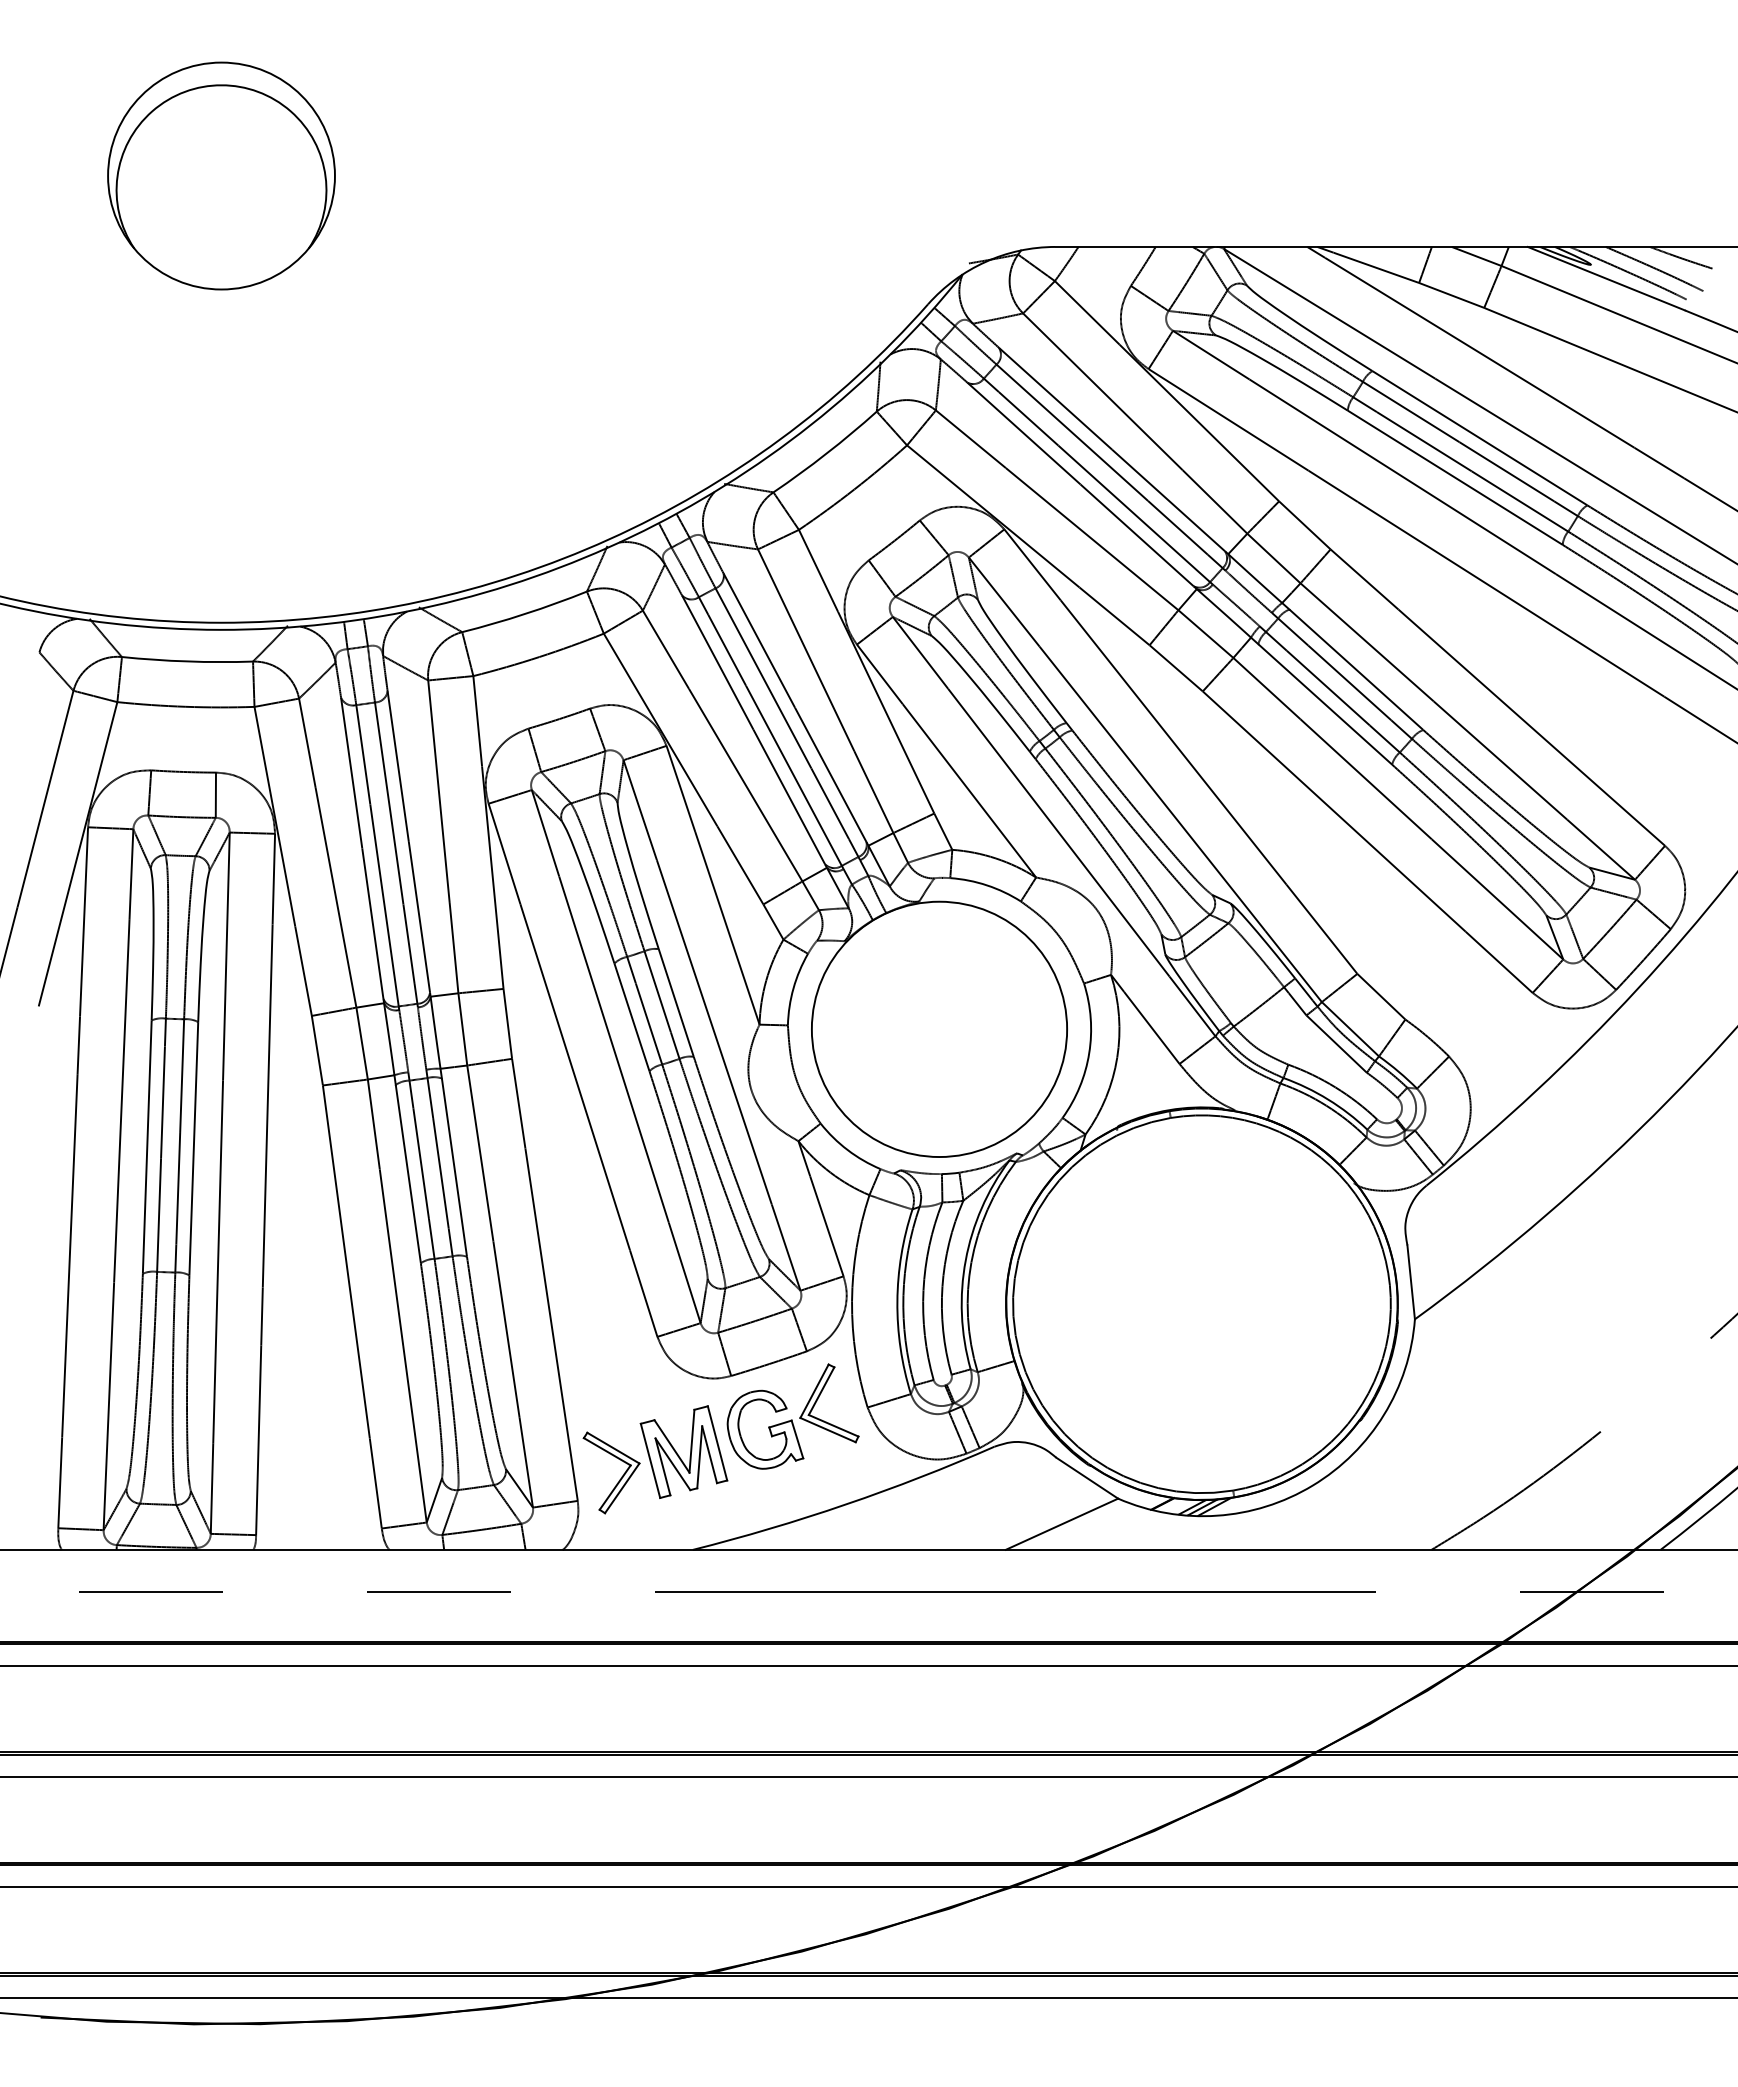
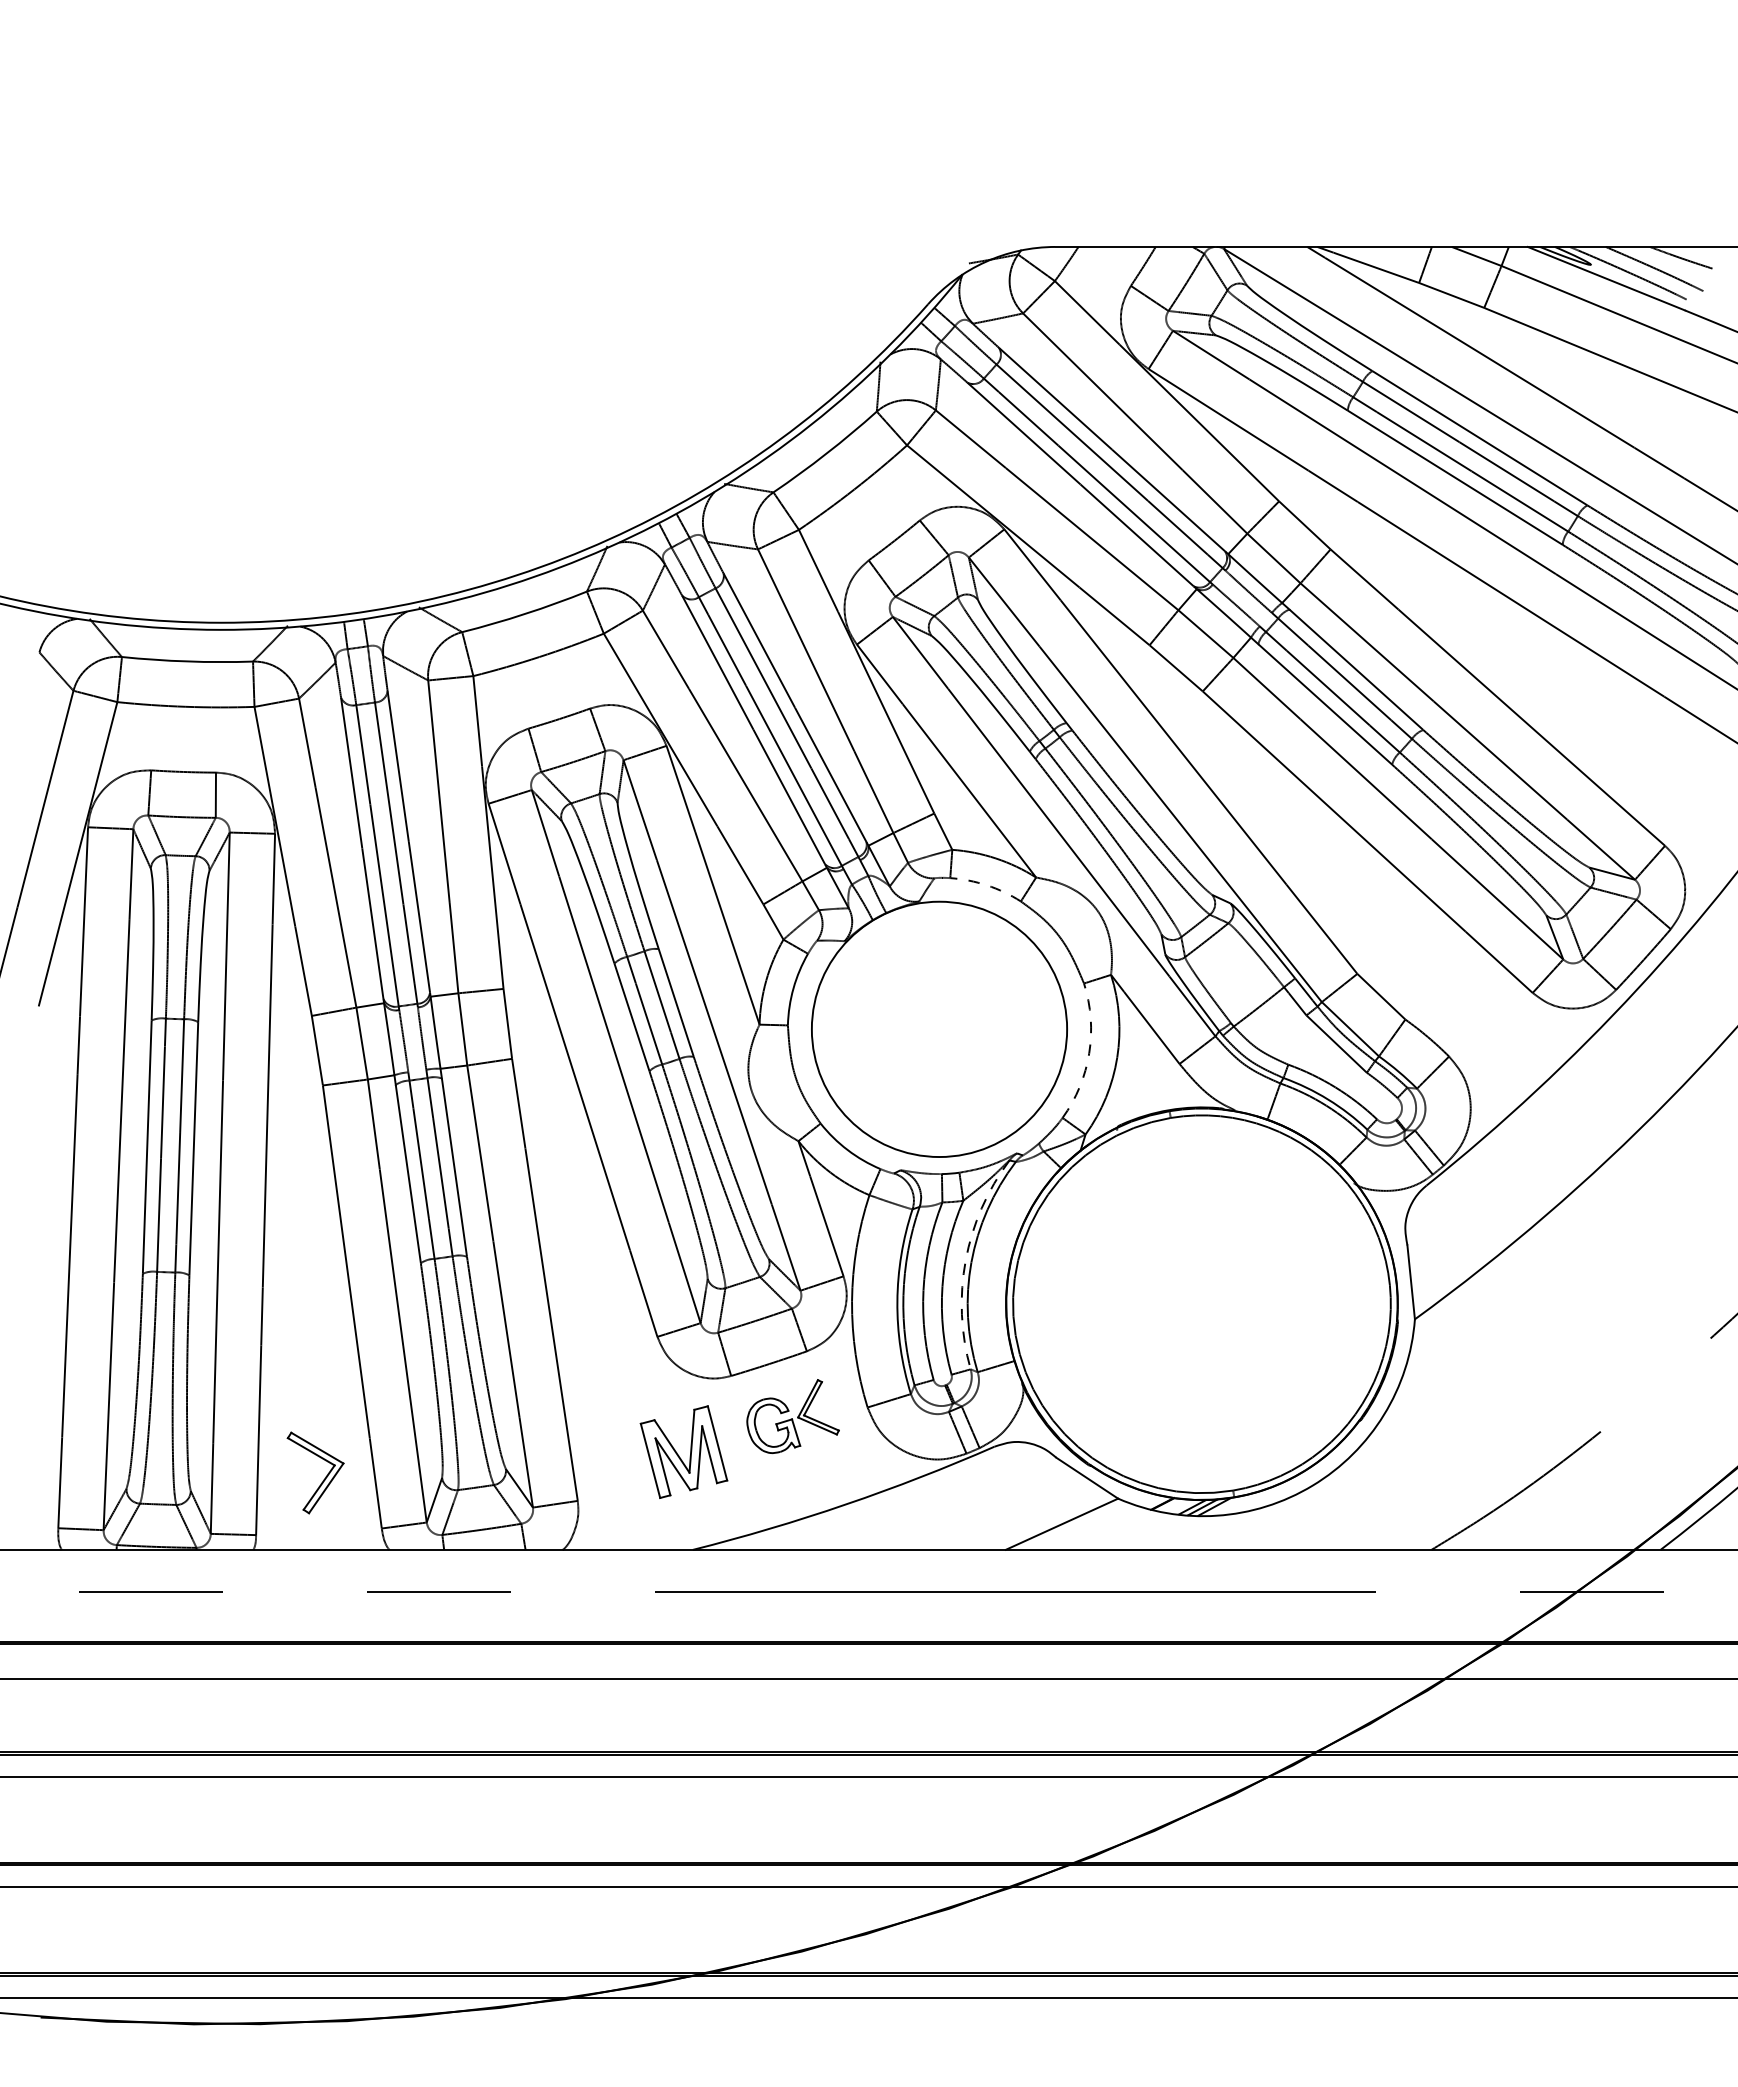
part: present -> none (221, 175)
arc: solid -> dashed (987, 885)
arc: solid -> dashed (1089, 1053)
arc: solid -> dashed (965, 1260)
part size: 134x107 px -> 94x75 px (792, 1416)
part position: (619, 1479) -> (323, 1479) (323, 1479)
line position: (868, 1666) -> (868, 1679) (868, 1679)
